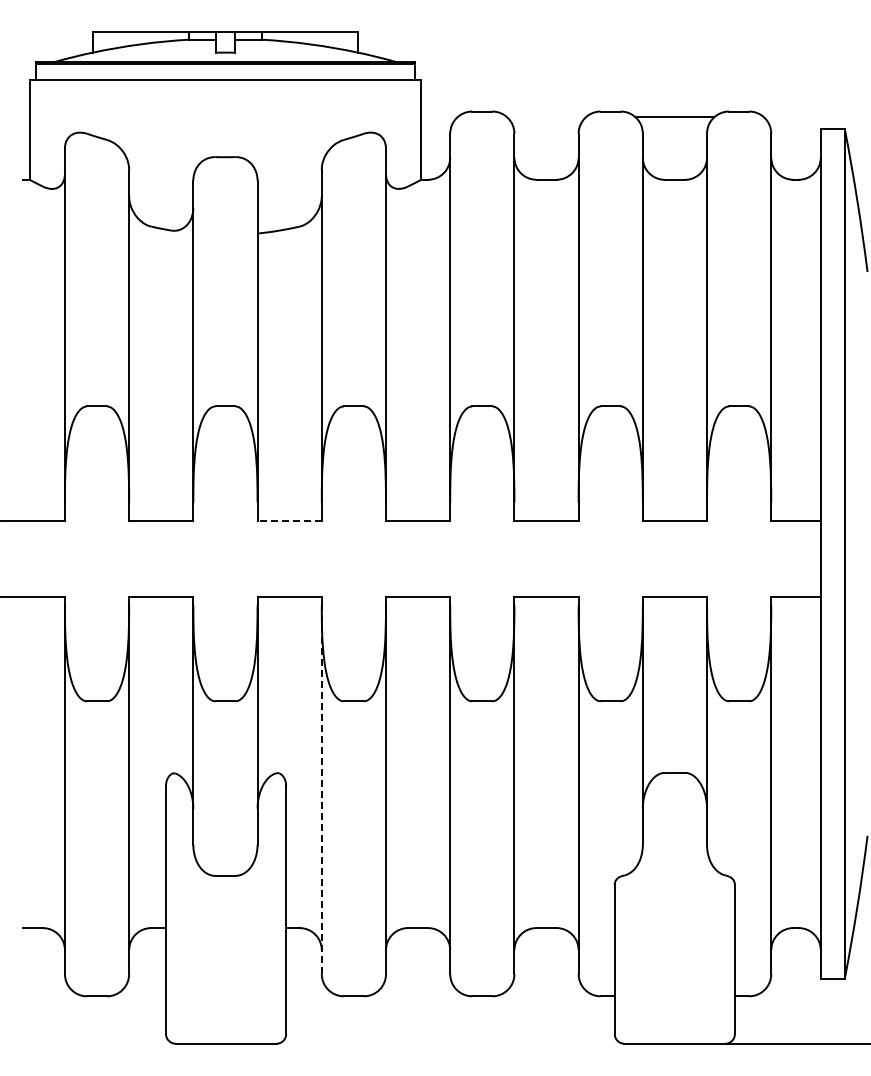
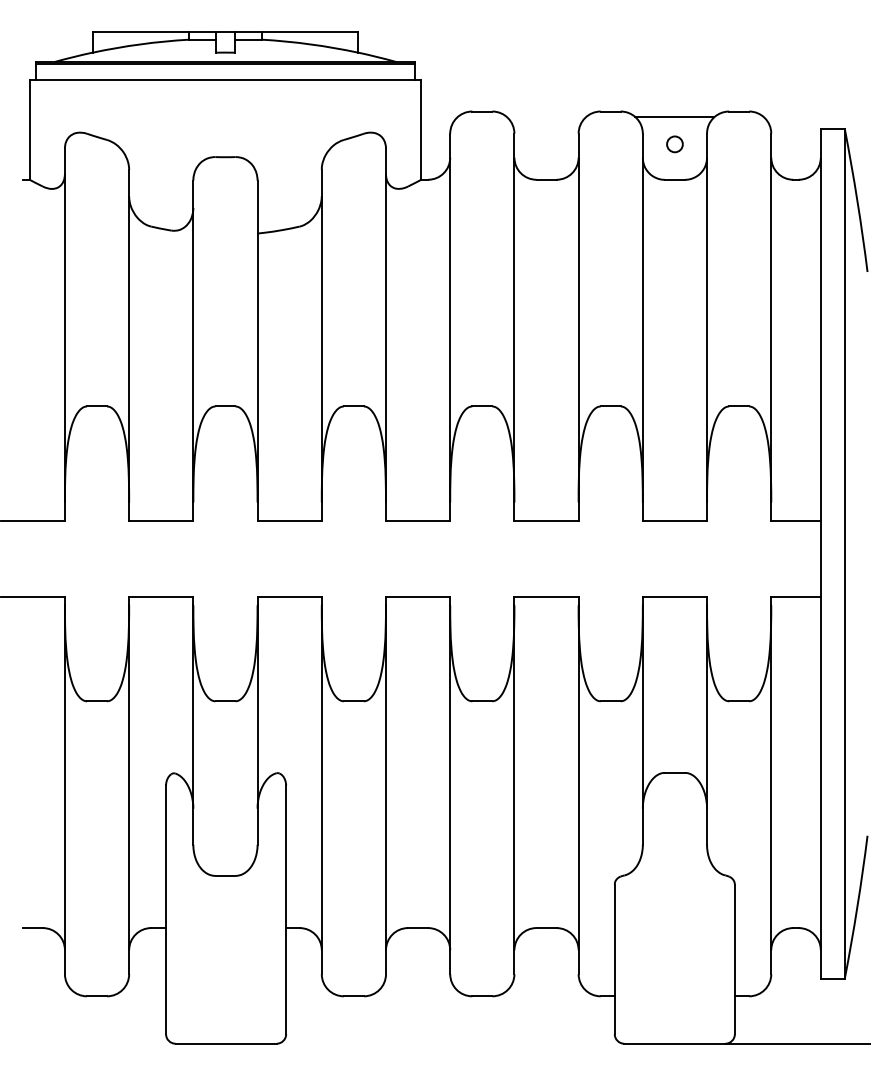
circle: none -> present (674, 144)
line: dashed -> solid (289, 520)
line: dashed -> solid (321, 789)
